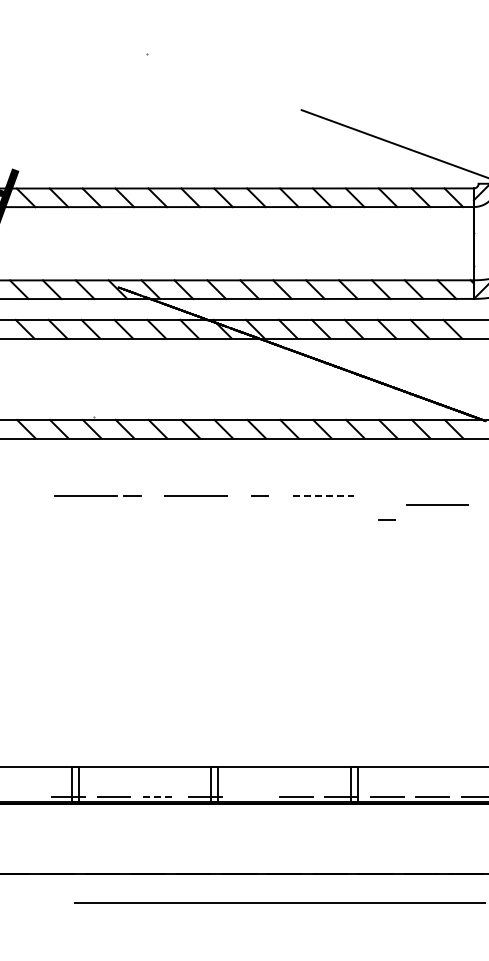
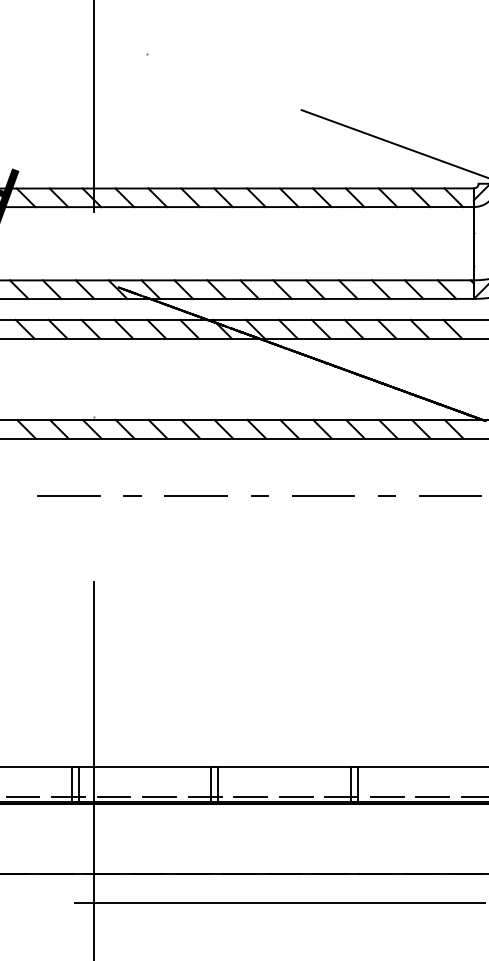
line: none -> present (93, 107)
line position: (85, 495) -> (68, 495) (68, 495)
line: dashed -> solid (323, 496)
line position: (437, 504) -> (450, 495) (450, 495)
line position: (386, 519) -> (386, 495) (386, 495)
line: none -> present (93, 769)
line: none -> present (22, 797)
line: dashed -> solid (160, 797)
line: none -> present (250, 797)
